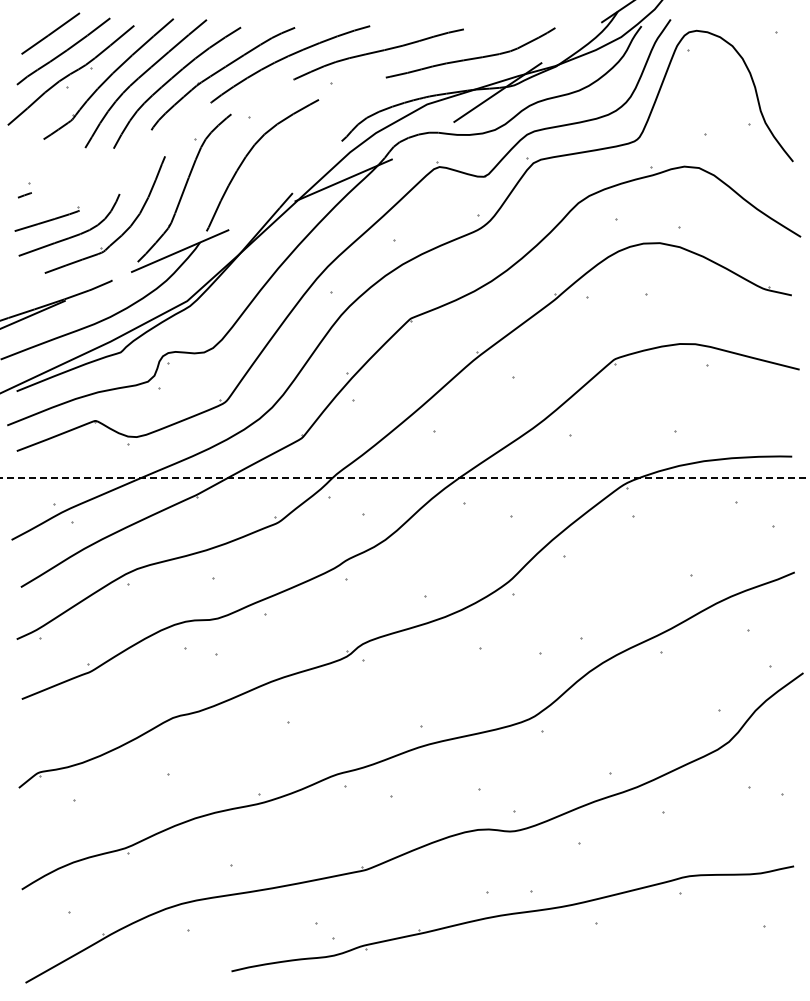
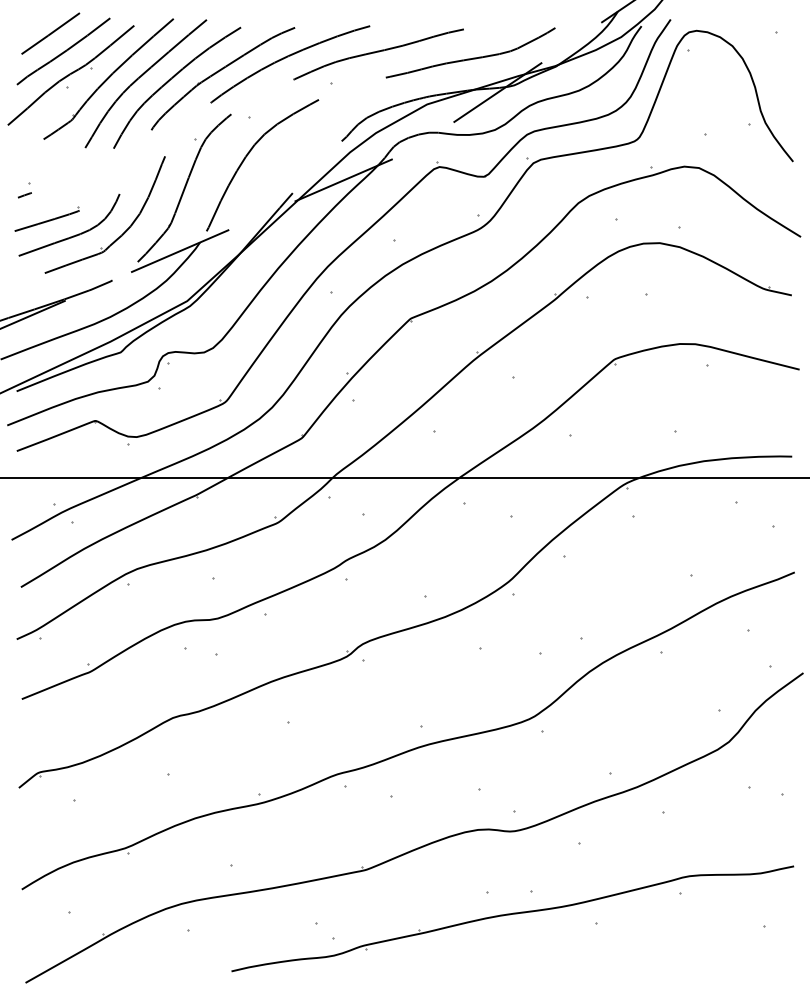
line: dashed -> solid (404, 478)
